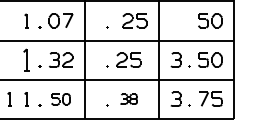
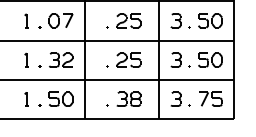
part position: (134, 20) -> (128, 20) (128, 20)
part: none -> present (180, 20)
part size: 7x24 px -> 5x16 px (26, 59)
part size: 18x12 px -> 26x16 px (128, 98)
part: present -> none (9, 99)
part size: 20x13 px -> 26x16 px (60, 98)
